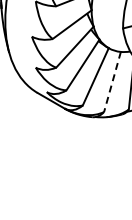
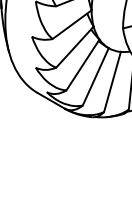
line: dashed -> solid (112, 82)
